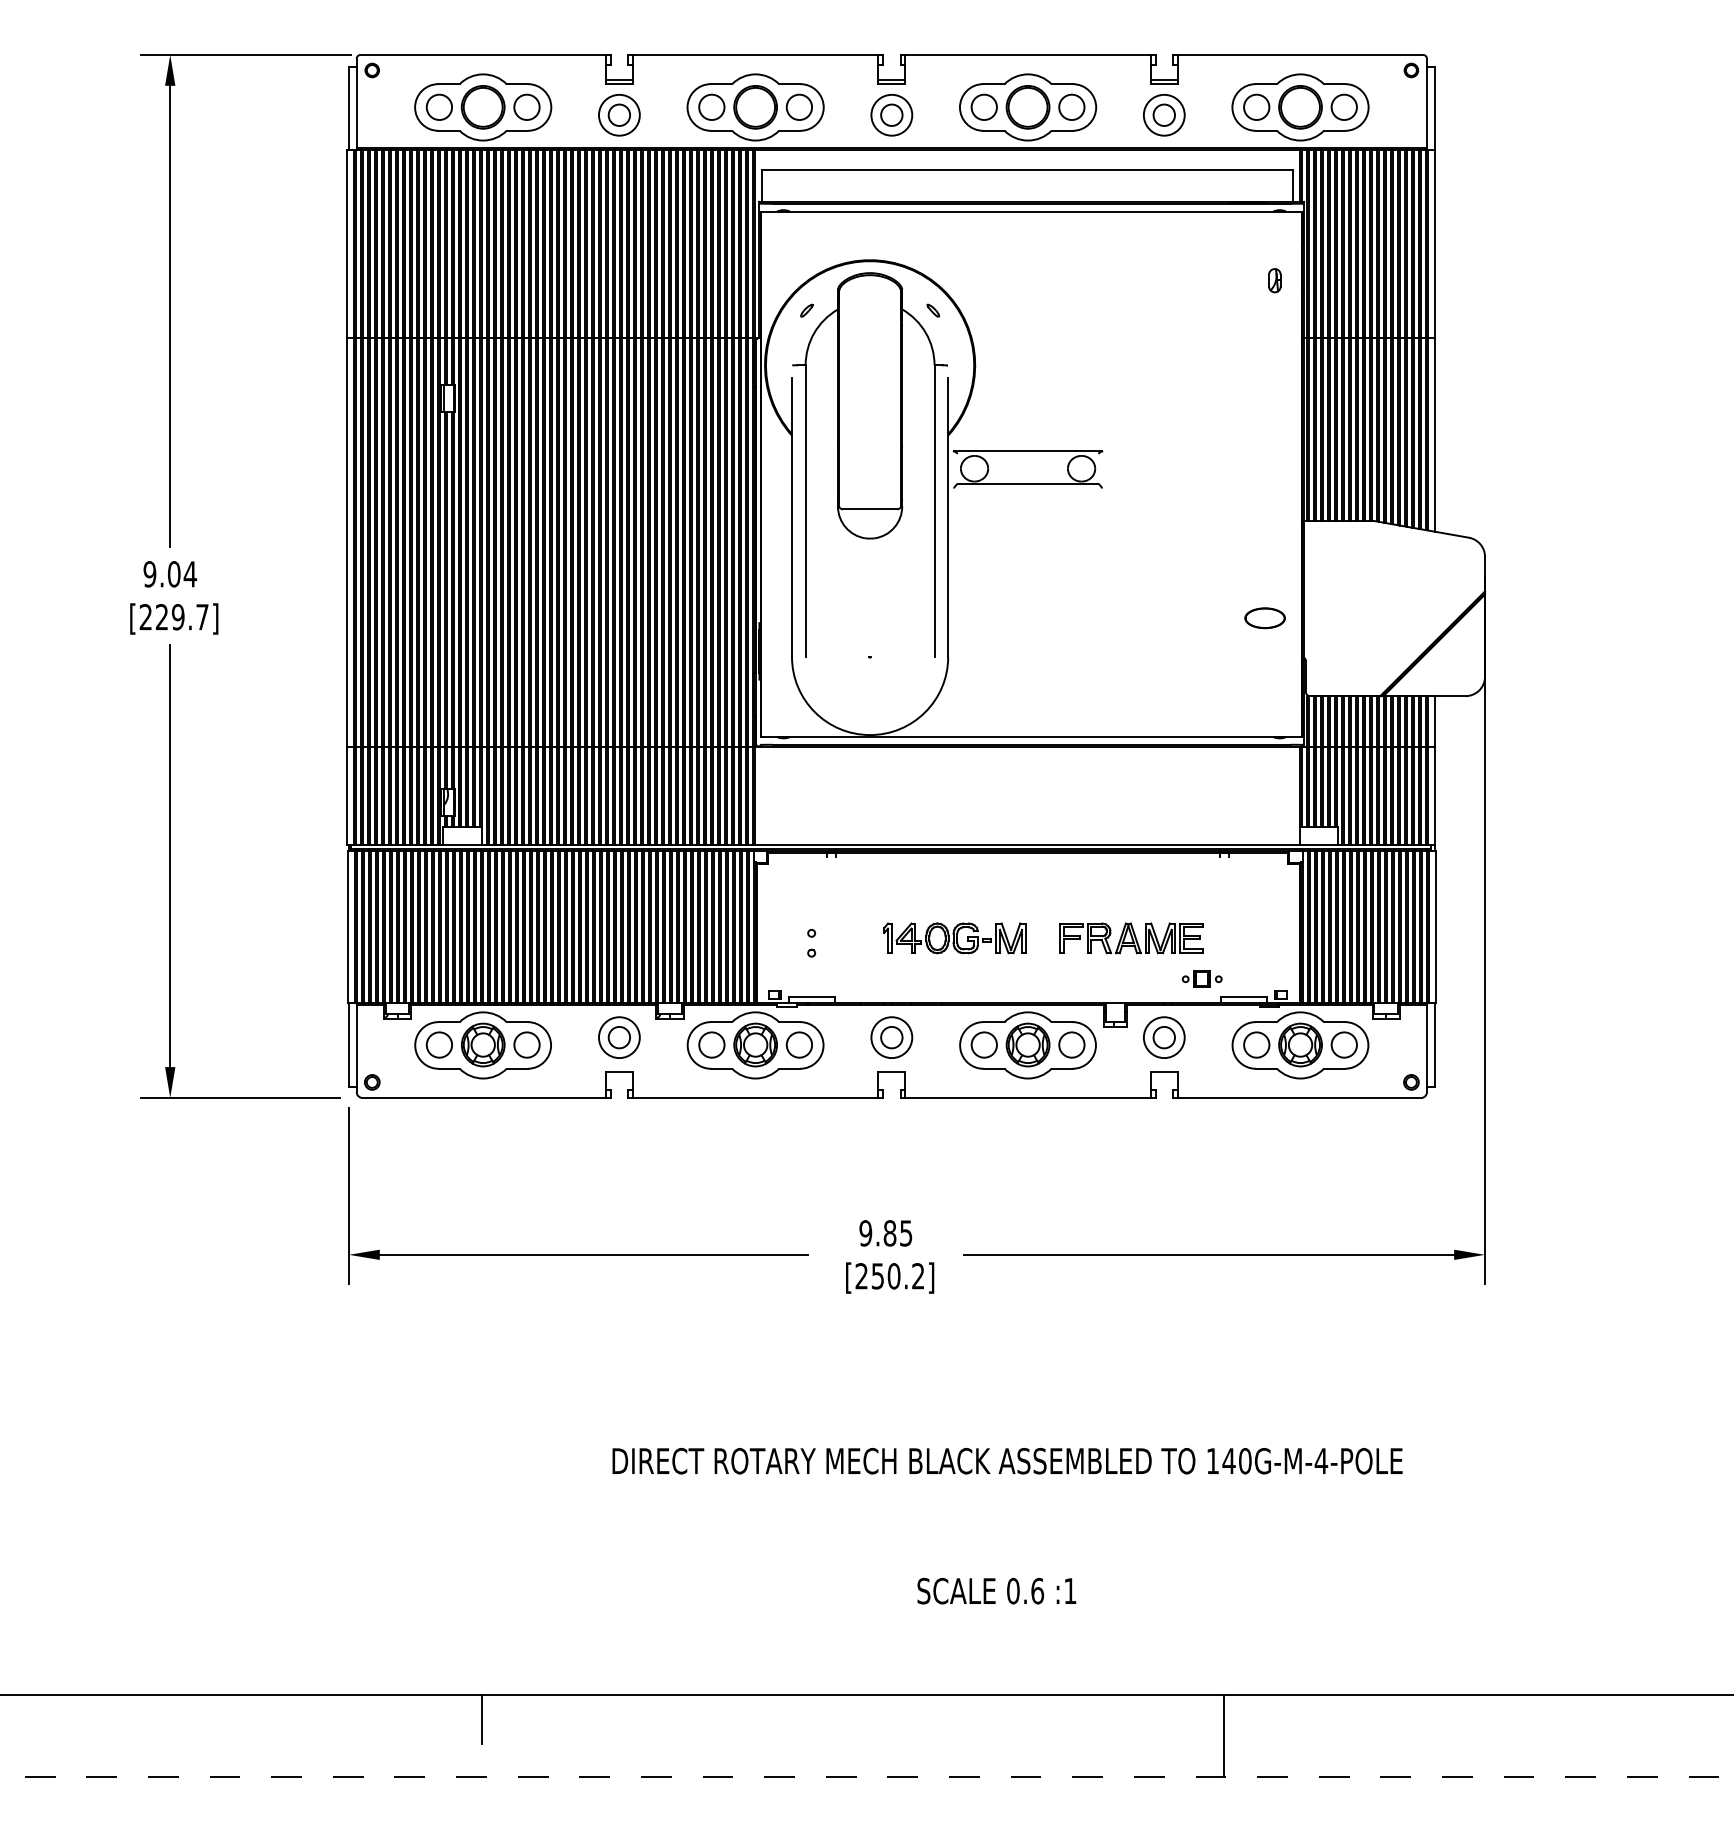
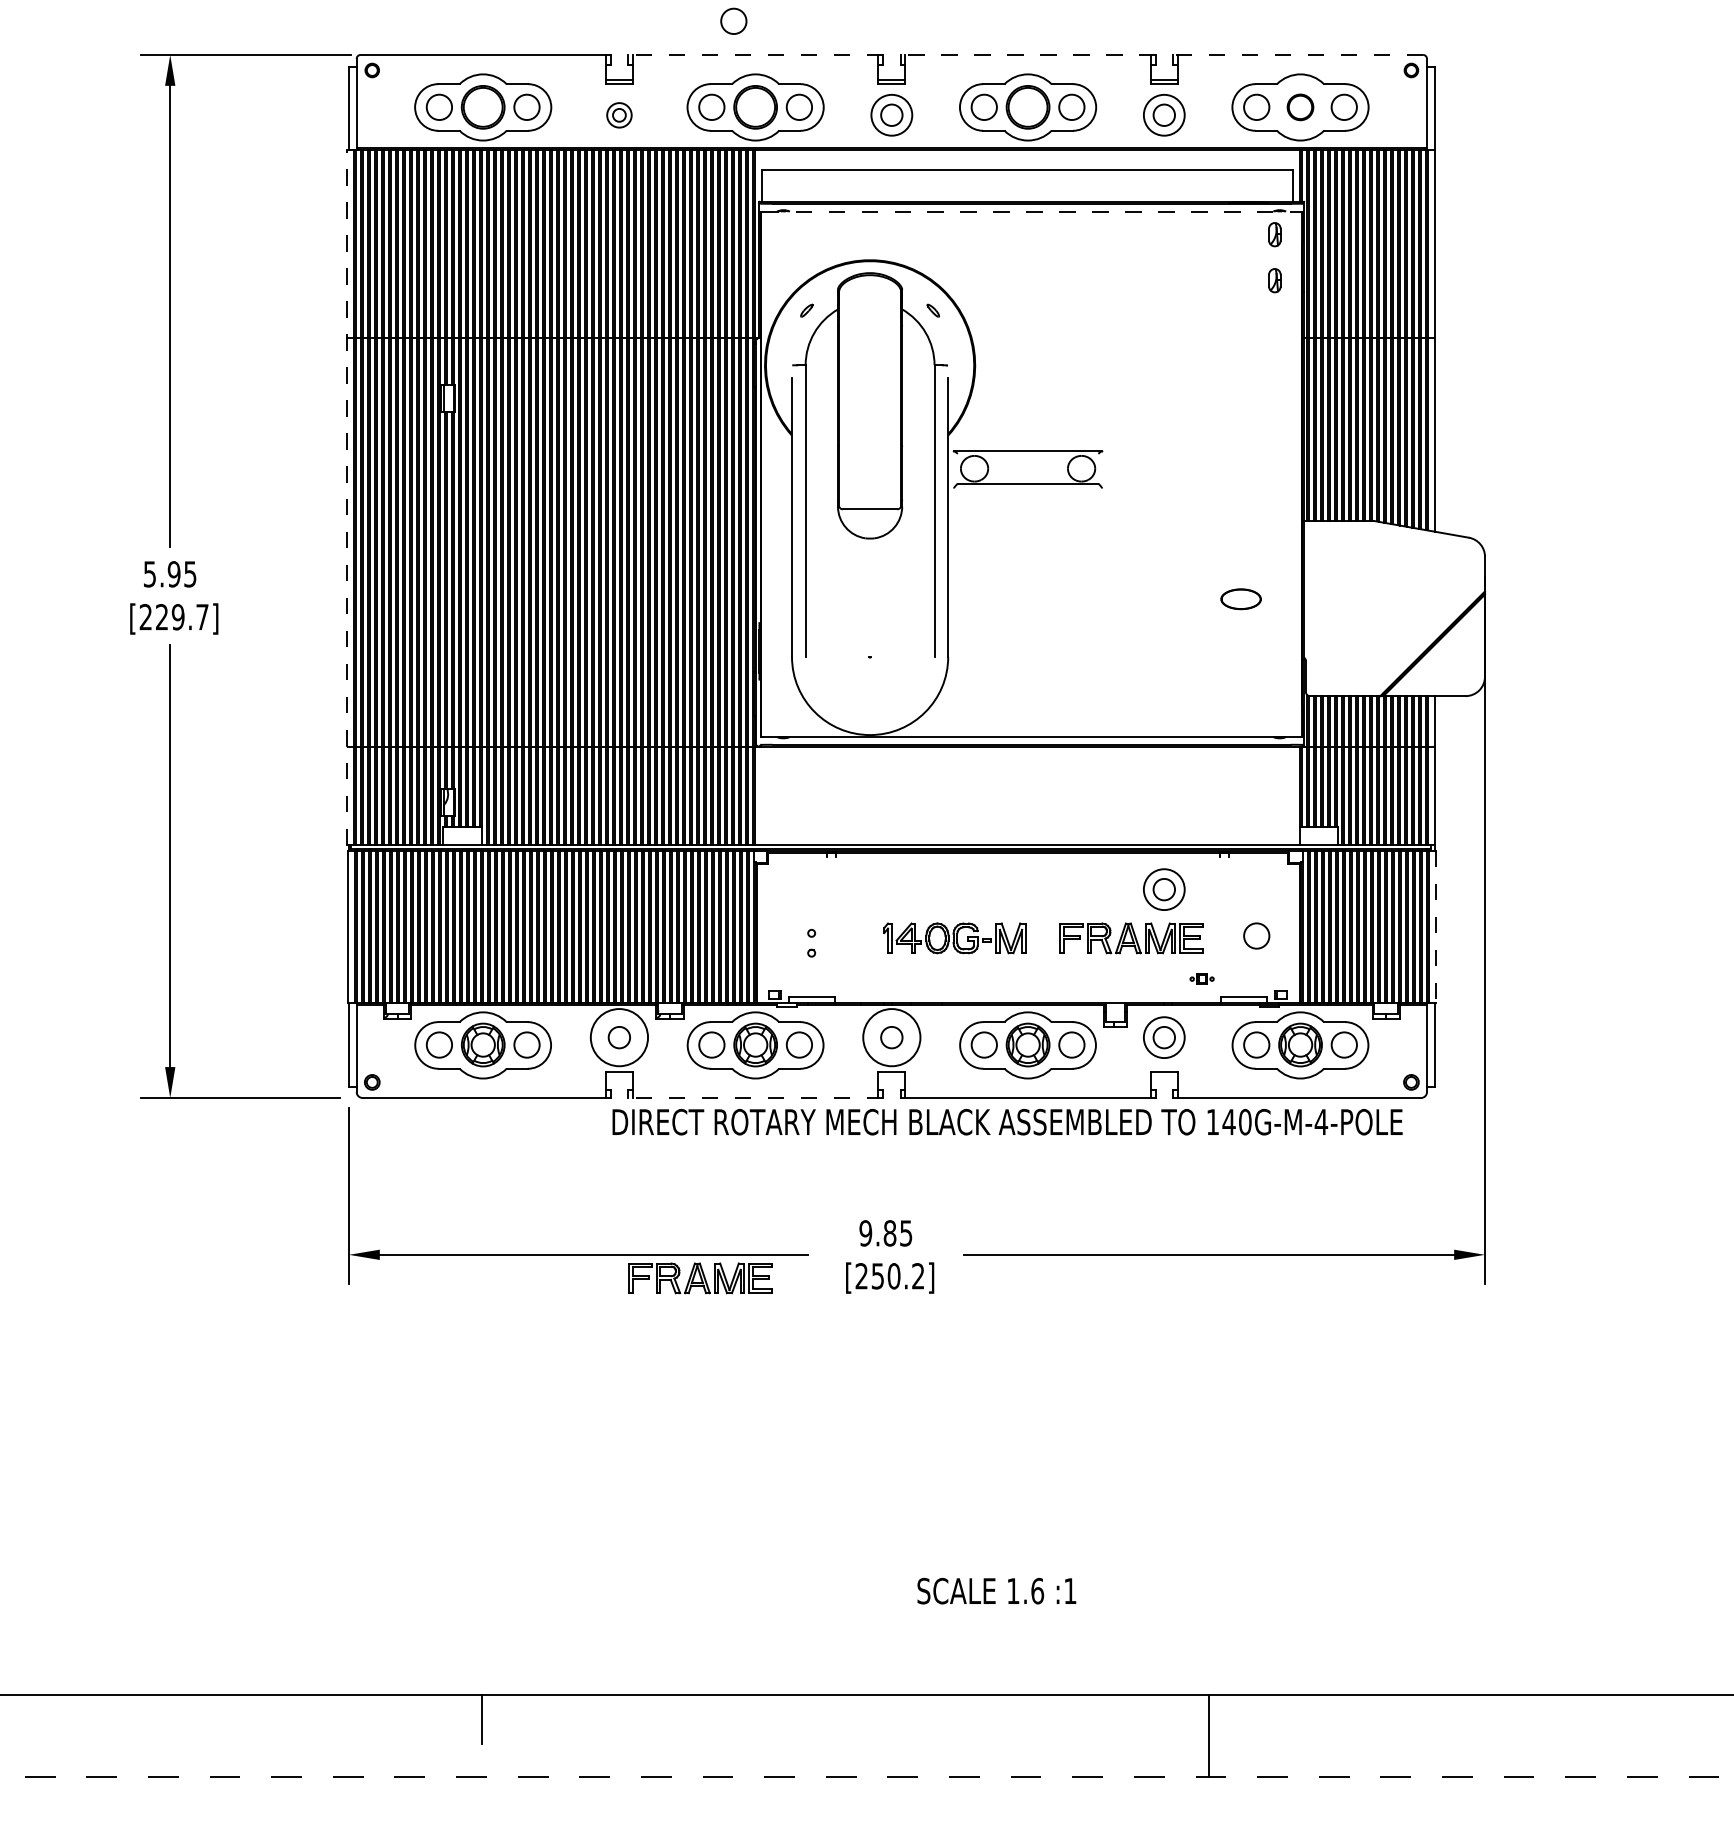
circle: none -> present (733, 20)
line: solid -> dashed (755, 54)
line: solid -> dashed (1027, 54)
line: solid -> dashed (1297, 54)
part size: 45x45 px -> 29x29 px (1300, 107)
part size: 43x43 px -> 27x27 px (619, 115)
line: solid -> dashed (1031, 211)
part: none -> present (1274, 234)
line: solid -> dashed (347, 497)
text: 9.04 -> 5.95 (170, 574)
part position: (1264, 618) -> (1240, 599) (1240, 599)
part: none -> present (1164, 889)
line: solid -> dashed (1435, 926)
circle: none -> present (1256, 935)
part size: 42x18 px -> 26x12 px (1201, 978)
circle diameter: 41 px -> 57 px (619, 1037)
circle diameter: 41 px -> 57 px (891, 1037)
line: solid -> dashed (755, 1097)
part: none -> present (700, 1278)
text position: (1007, 1461) -> (1007, 1122) (1007, 1122)
text: 0.6 -> 1.6 (1013, 1590)
line position: (1223, 1735) -> (1208, 1735) (1208, 1735)
